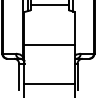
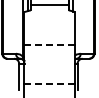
line: solid -> dashed (49, 45)
line: solid -> dashed (50, 84)
